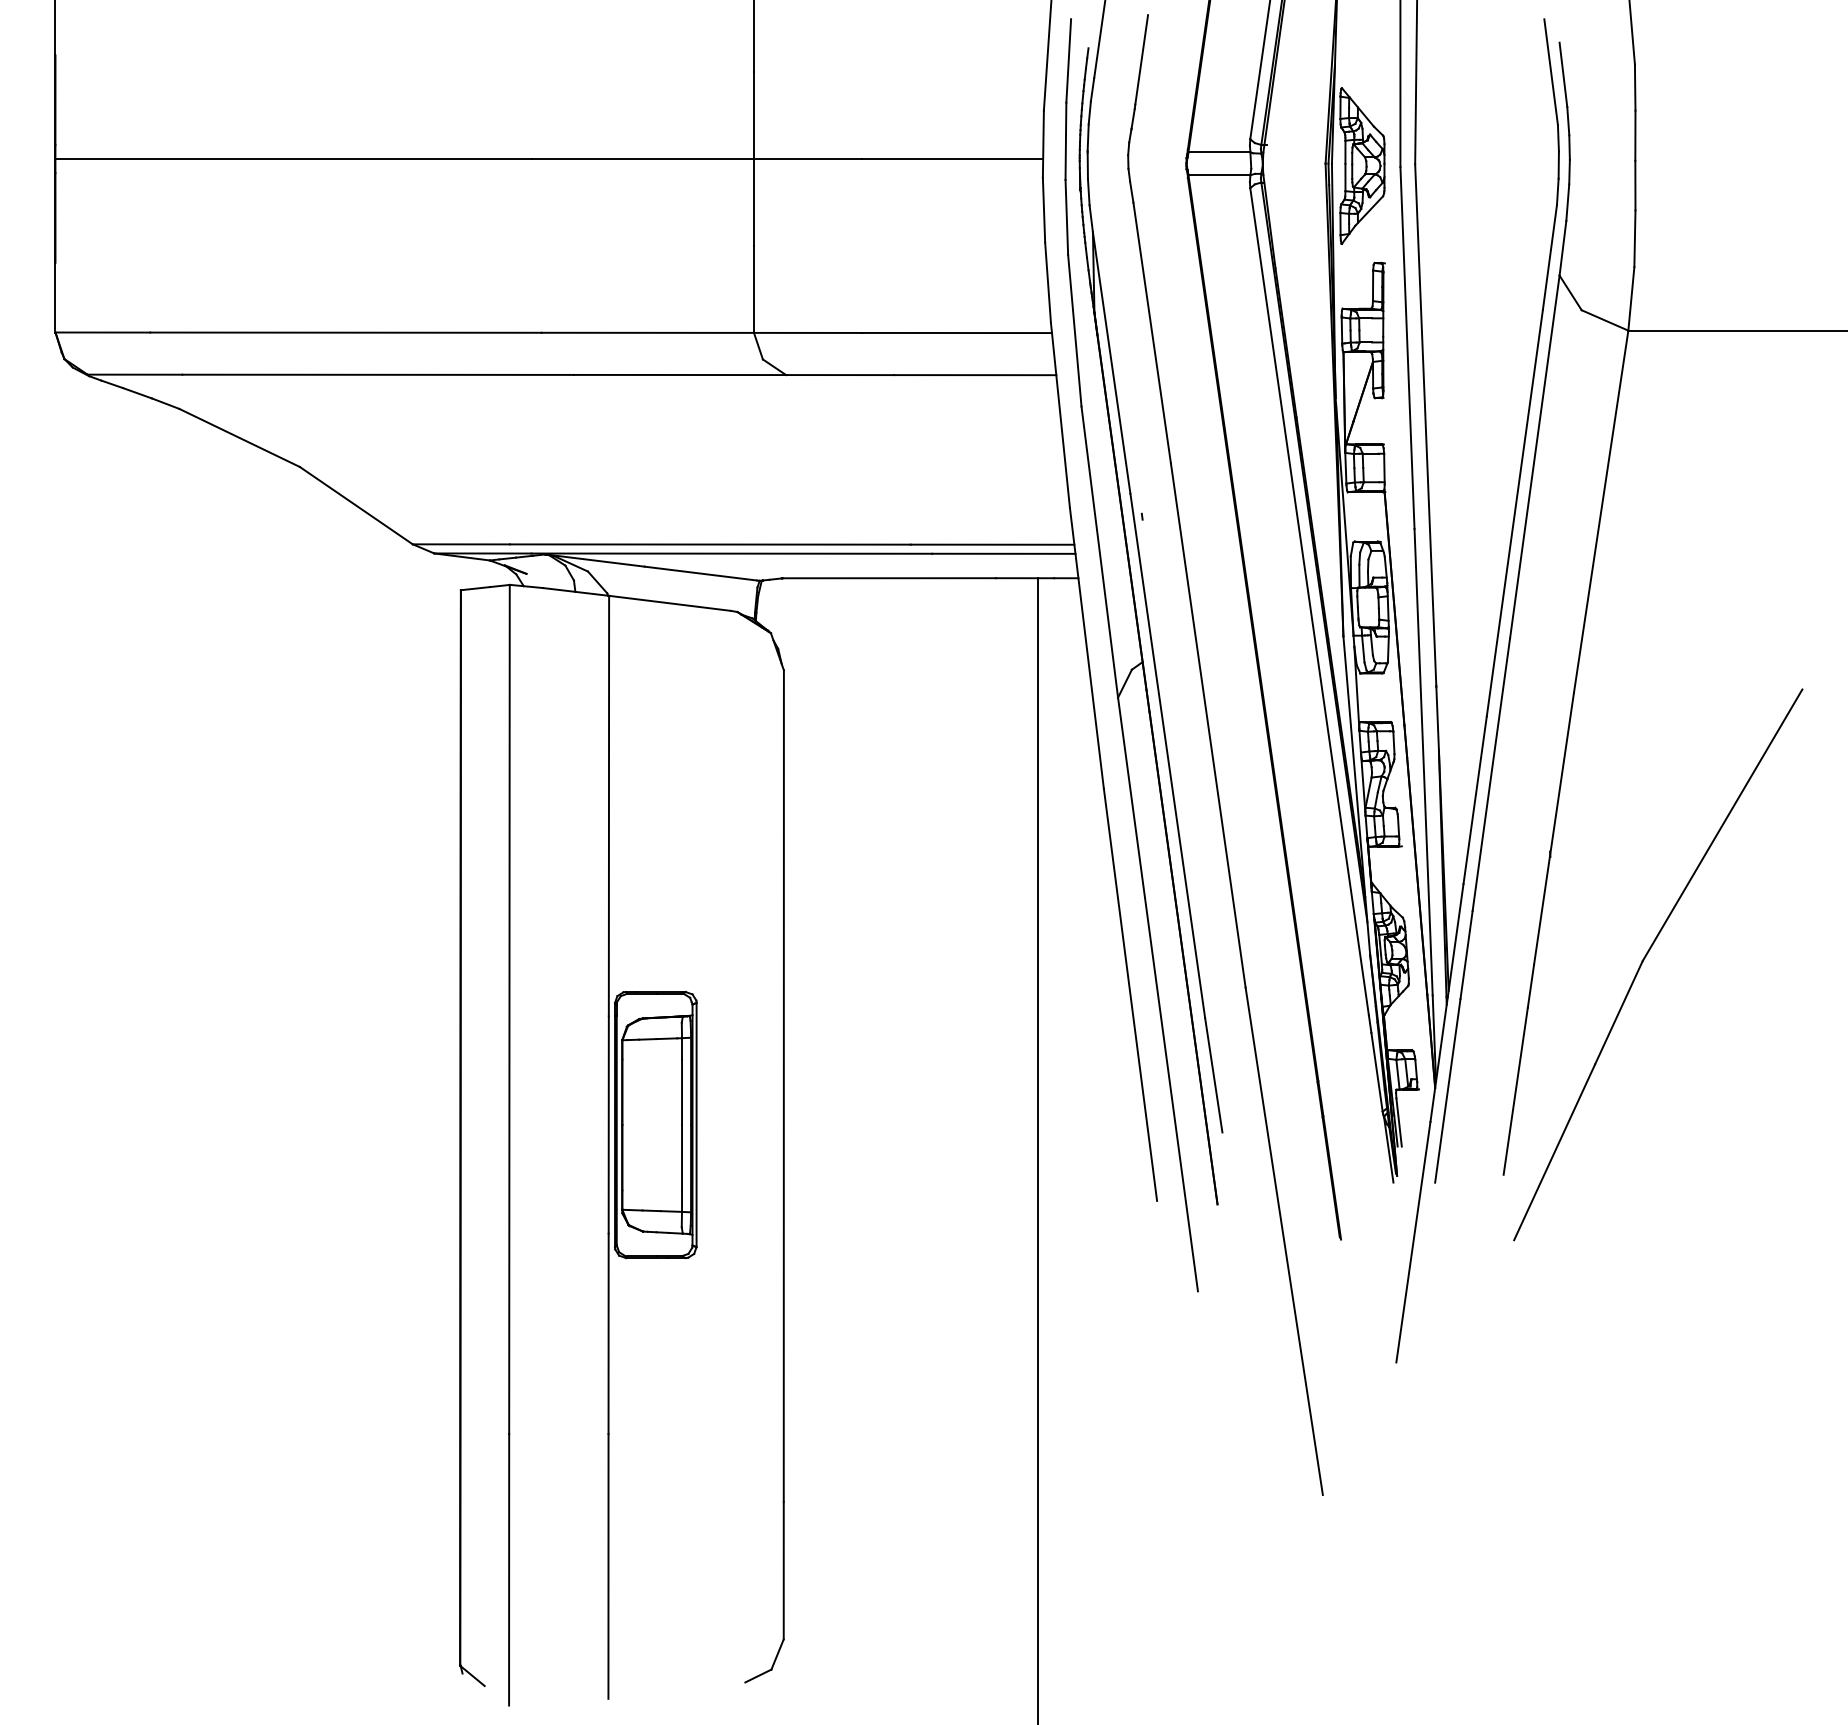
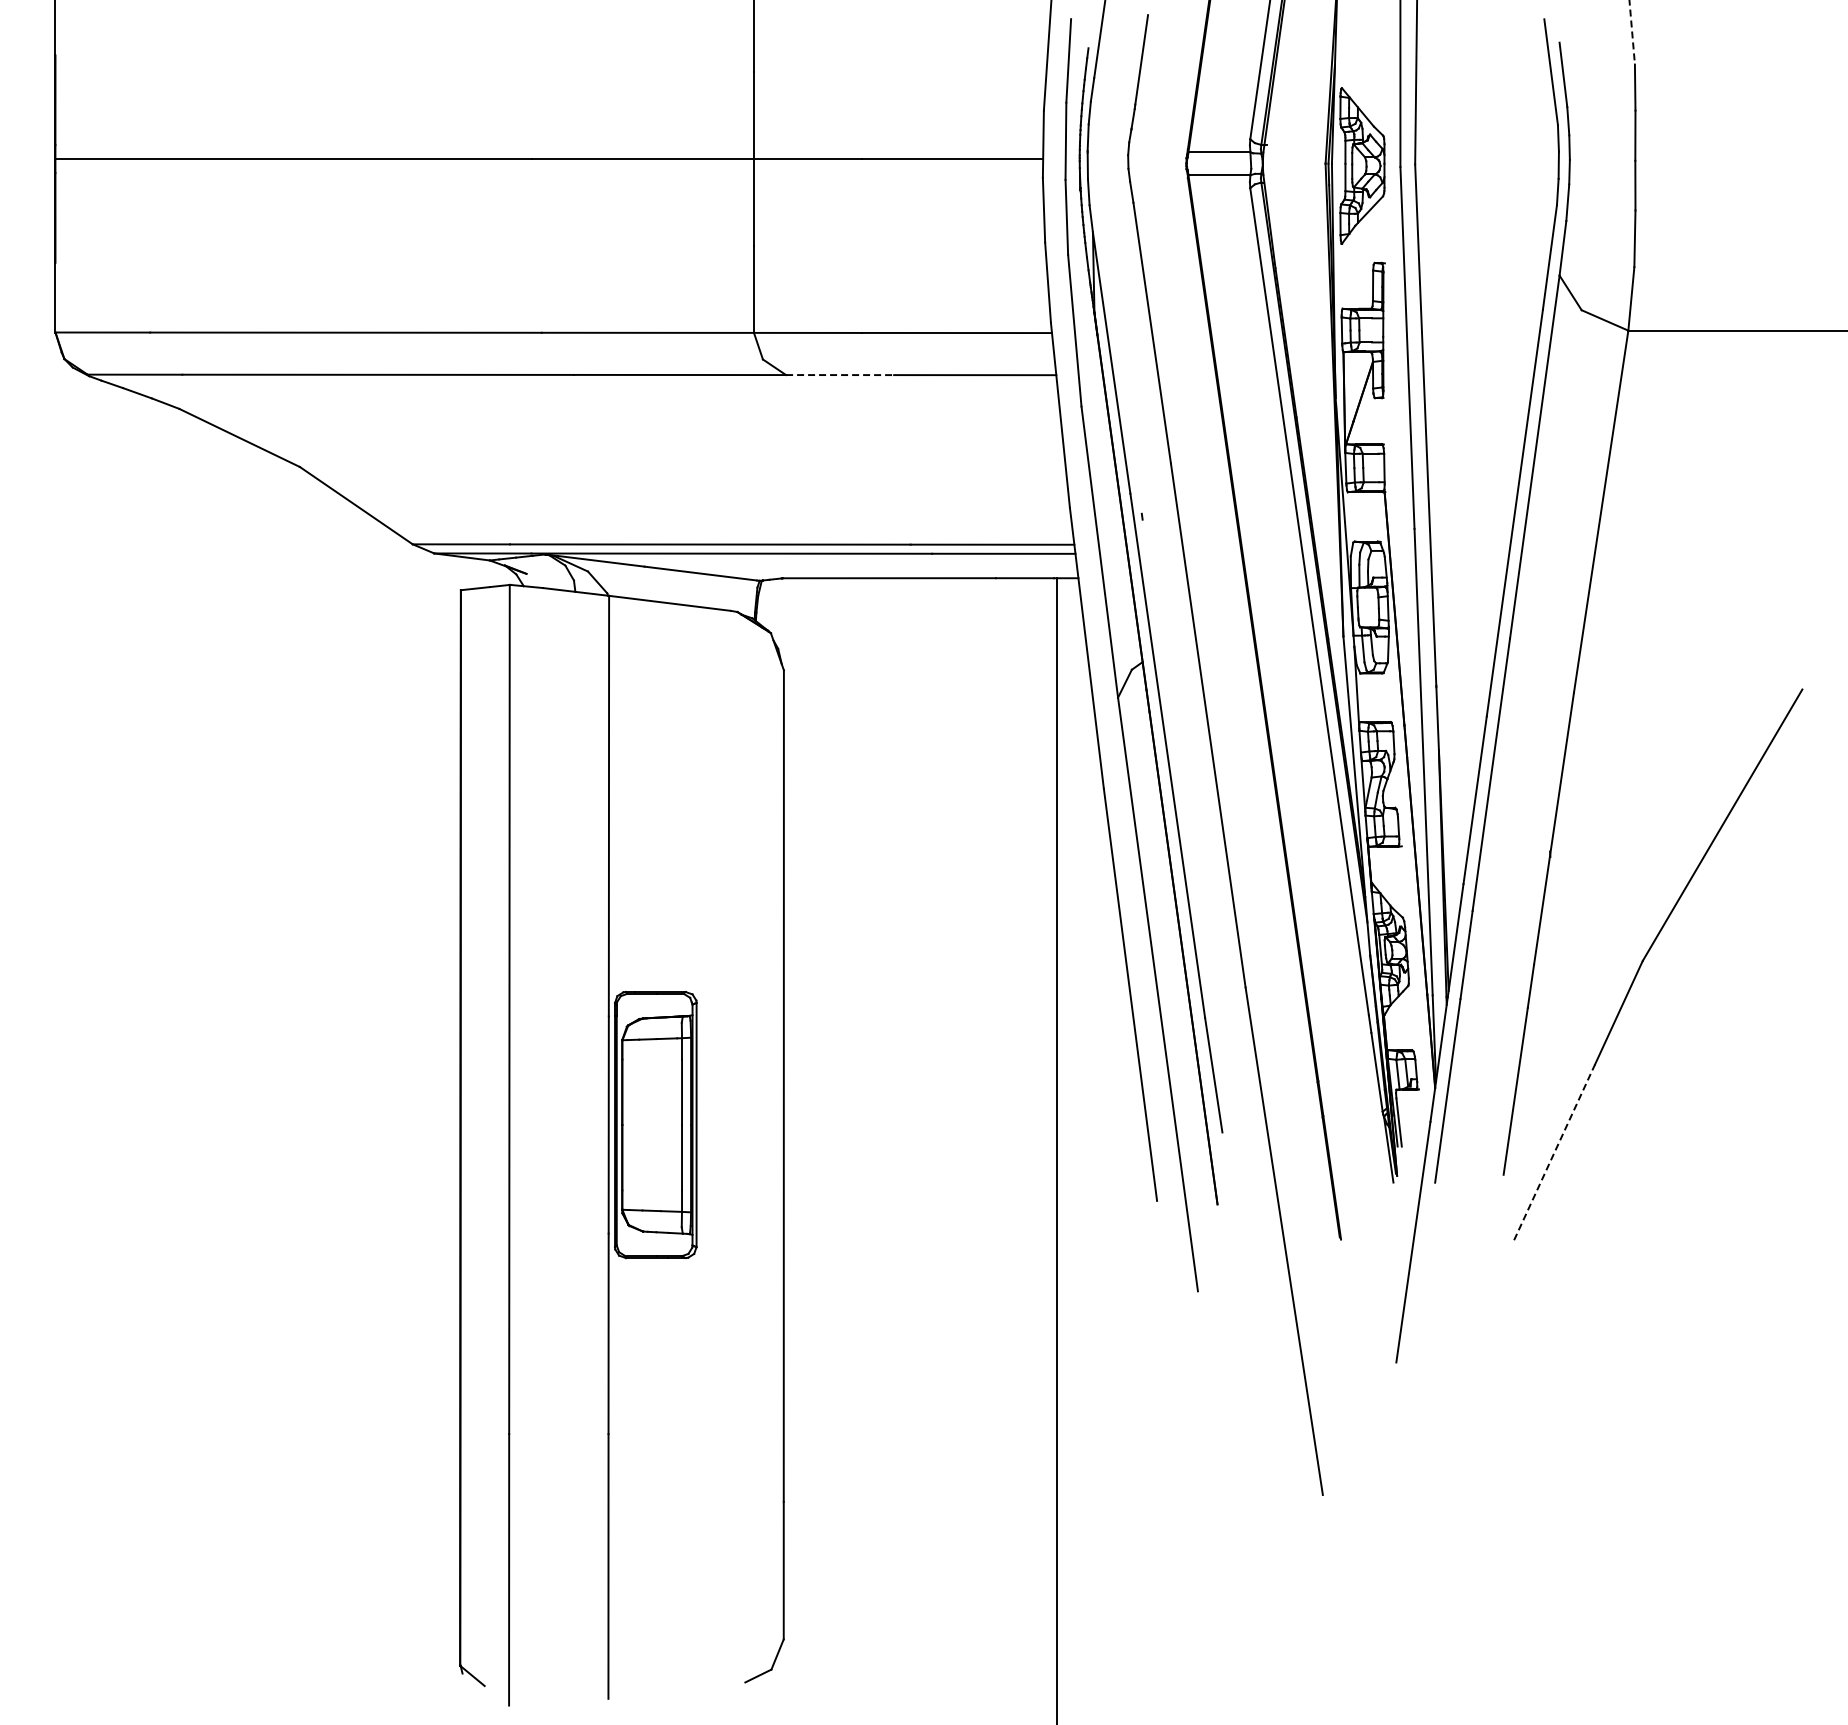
line: solid -> dashed (1632, 33)
line: solid -> dashed (840, 375)
line position: (1038, 1149) -> (1057, 1149) (1057, 1149)
line: solid -> dashed (1554, 1152)
